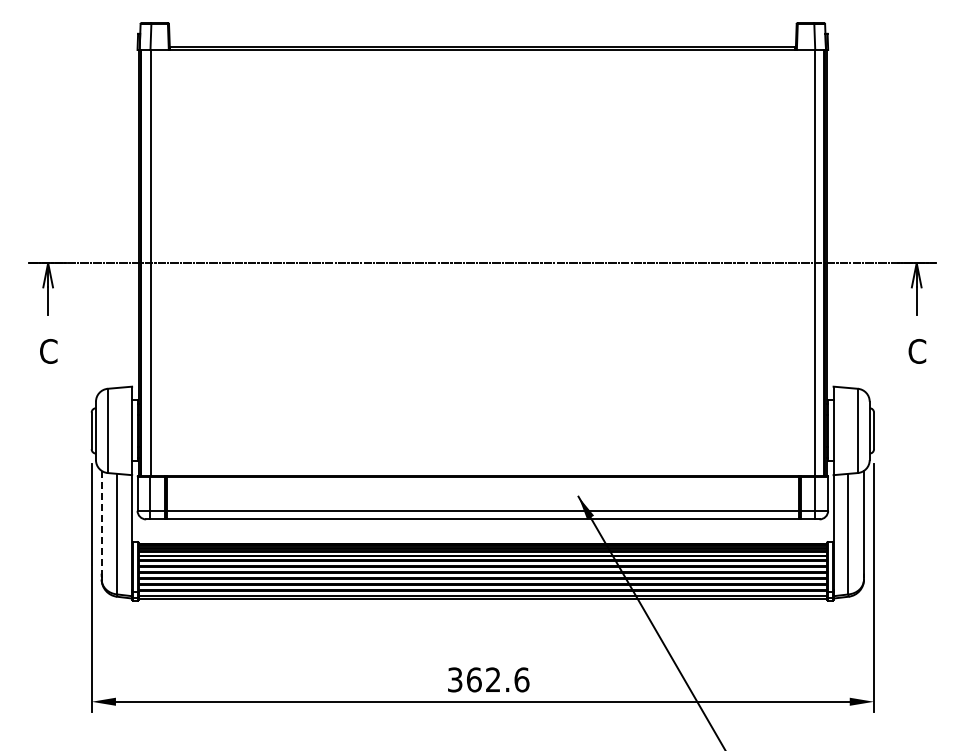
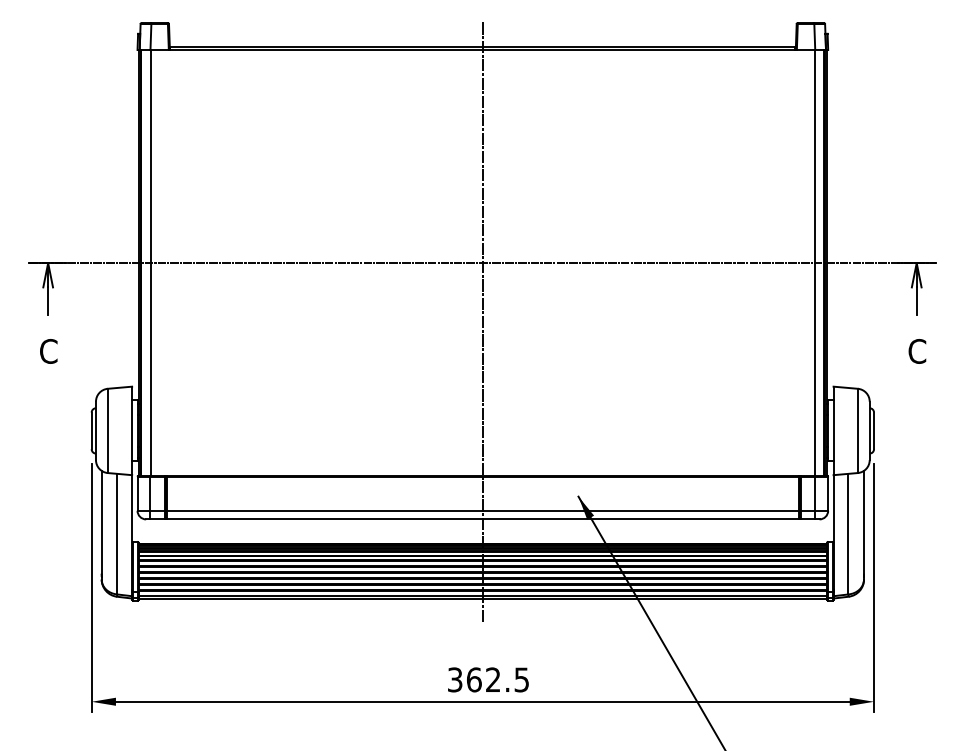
line: none -> present (482, 322)
line: dashed -> solid (101, 522)
text: 362.6 -> 362.5 (521, 679)
